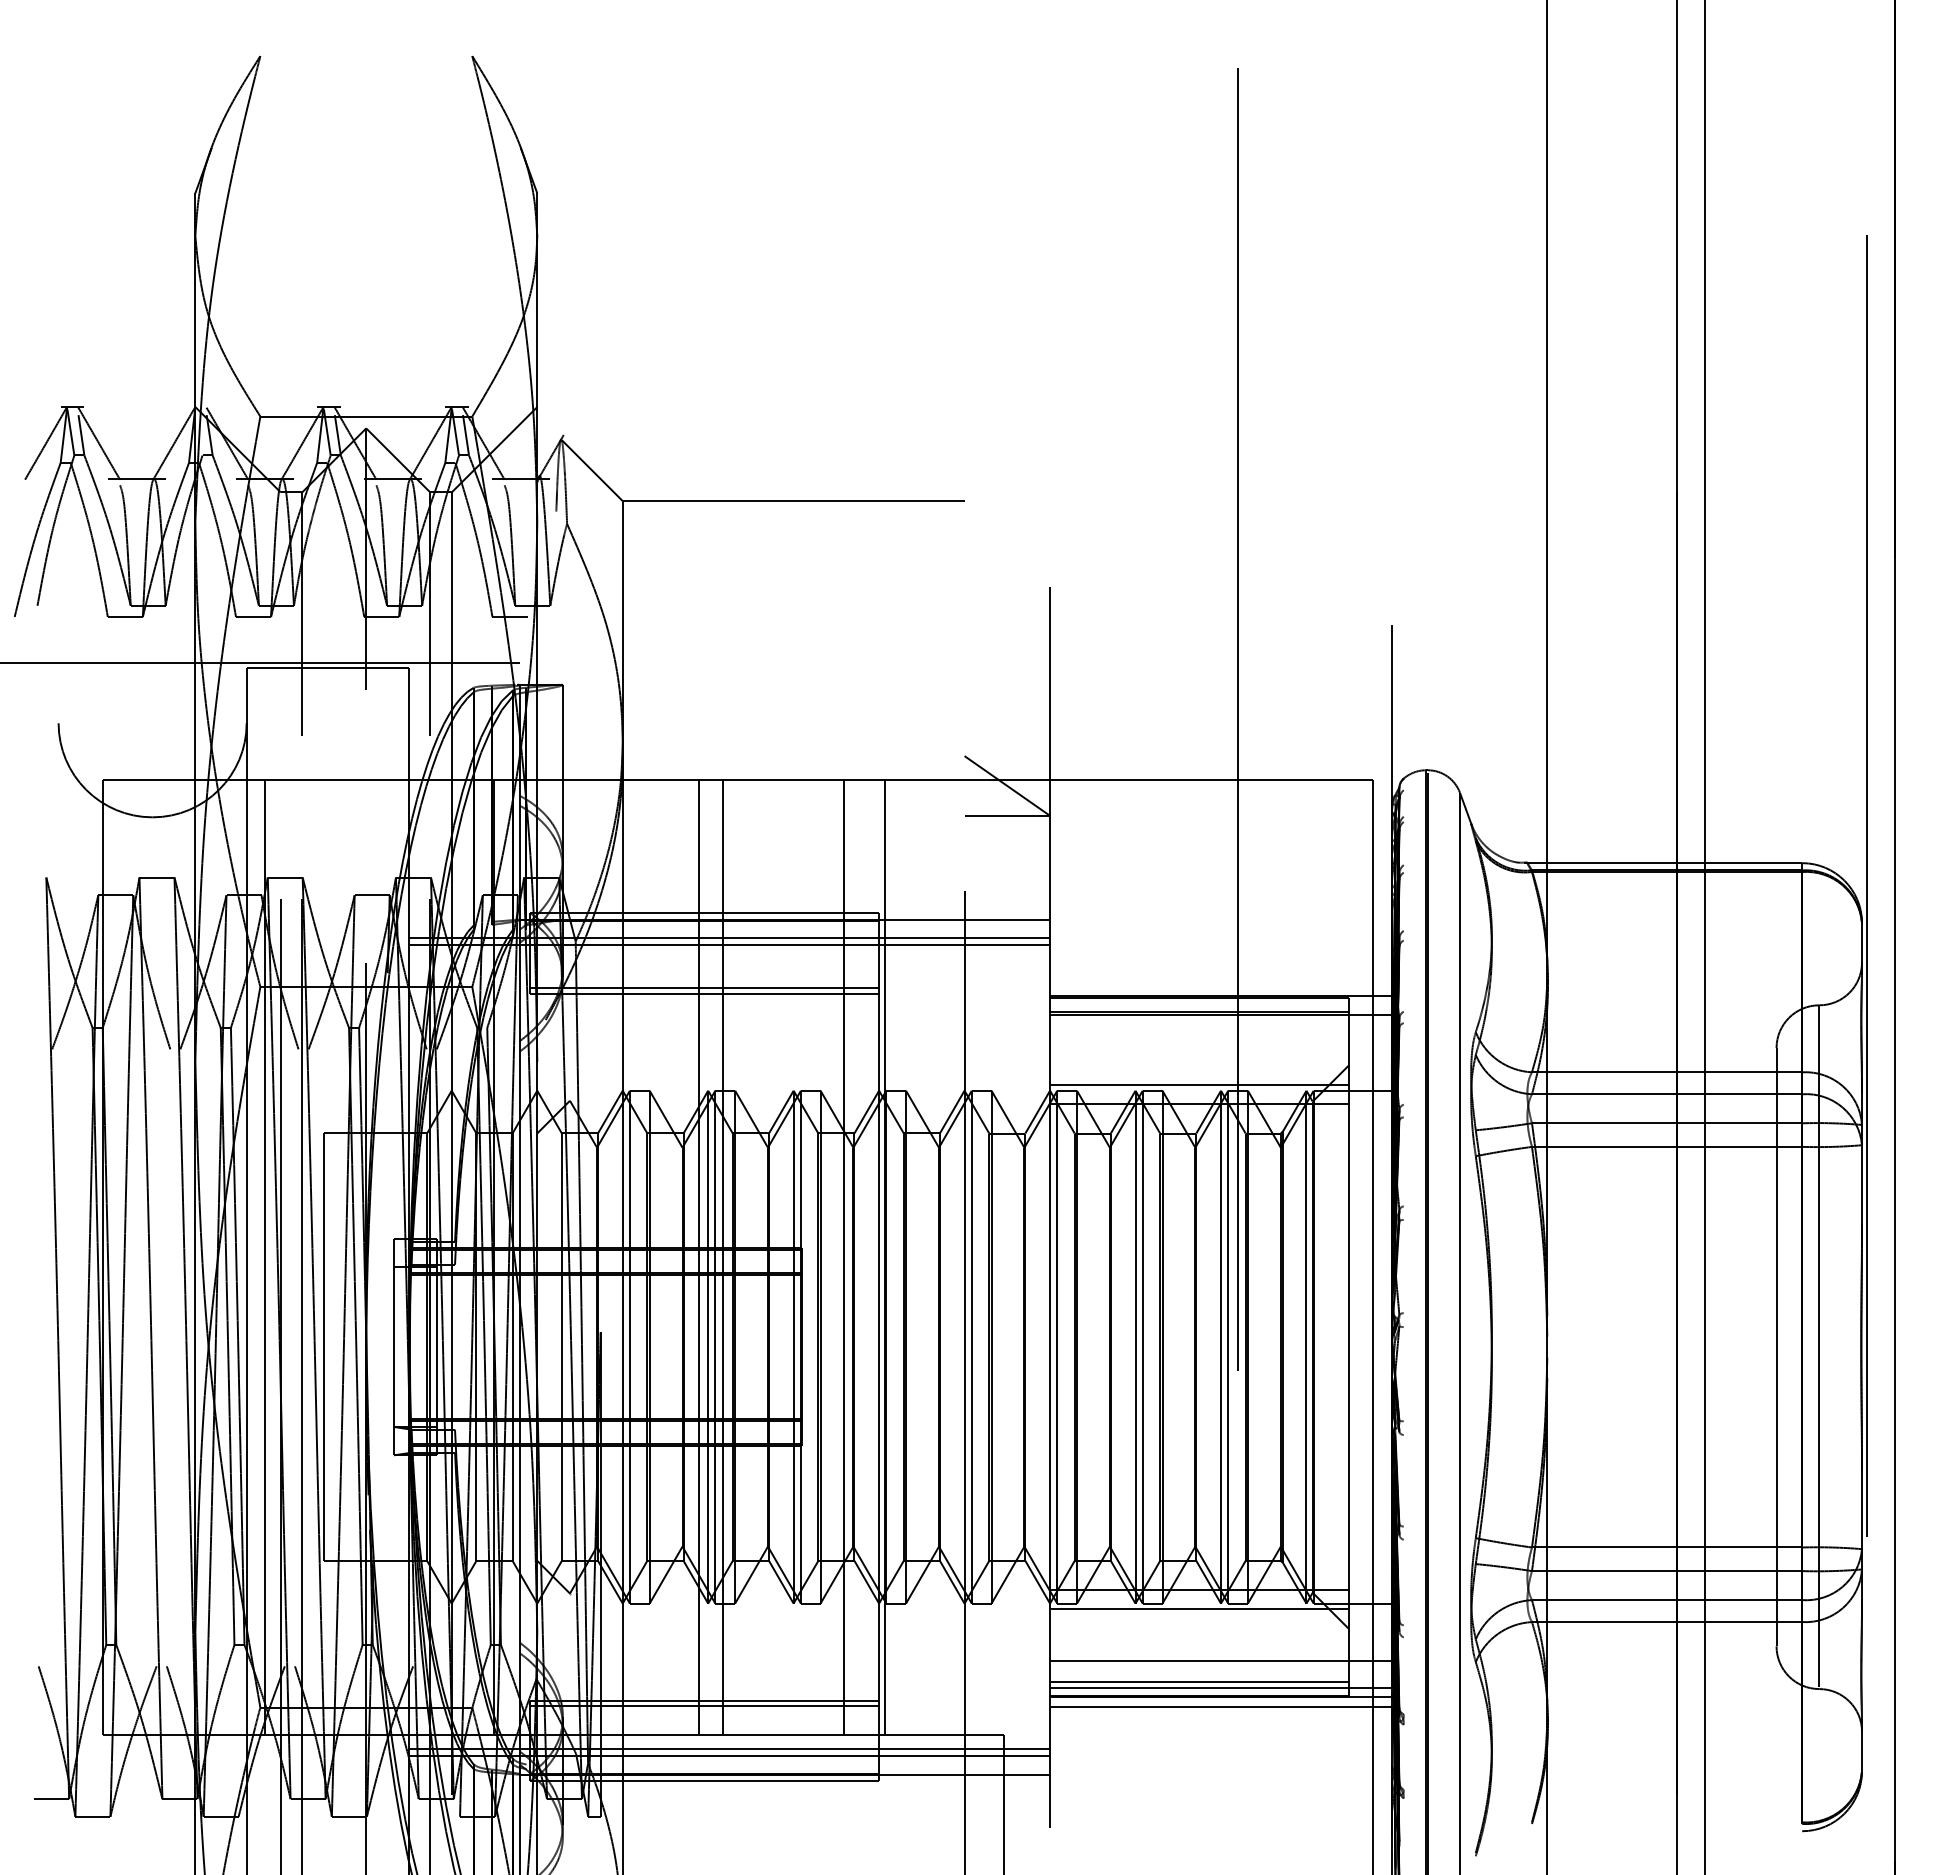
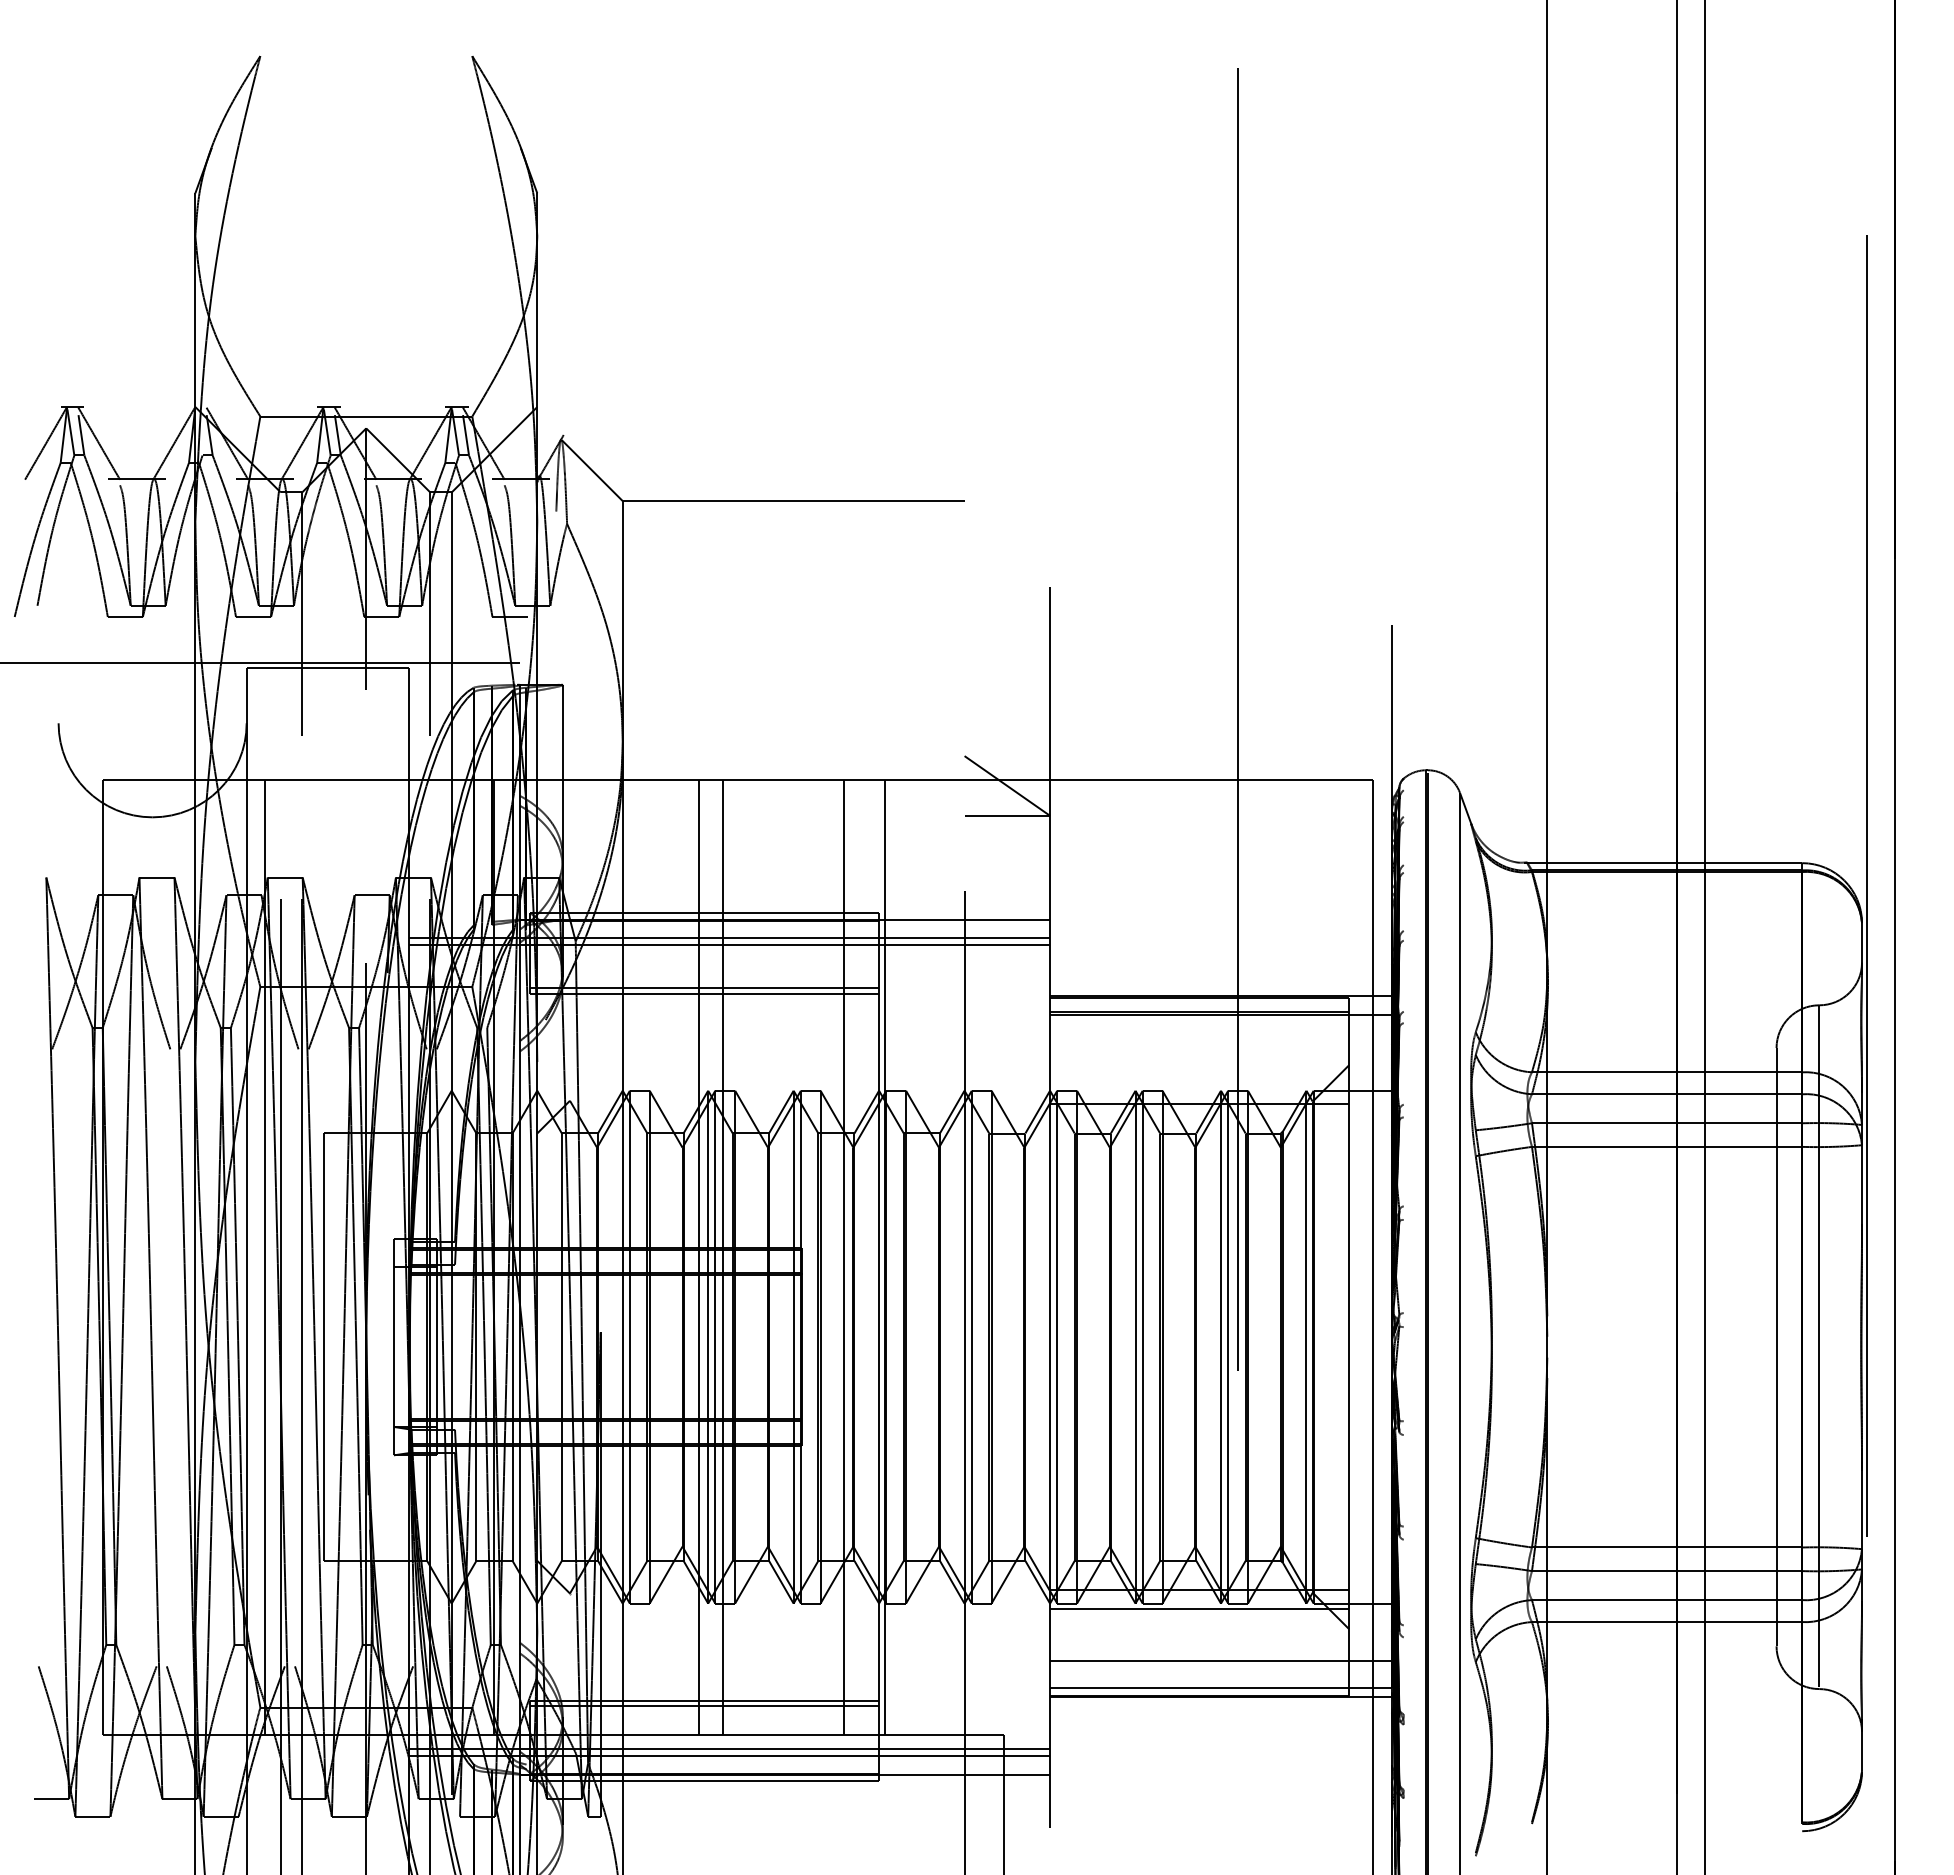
line: present -> none (1199, 1085)
line: present -> none (1199, 1681)
line: present -> none (1220, 1706)
